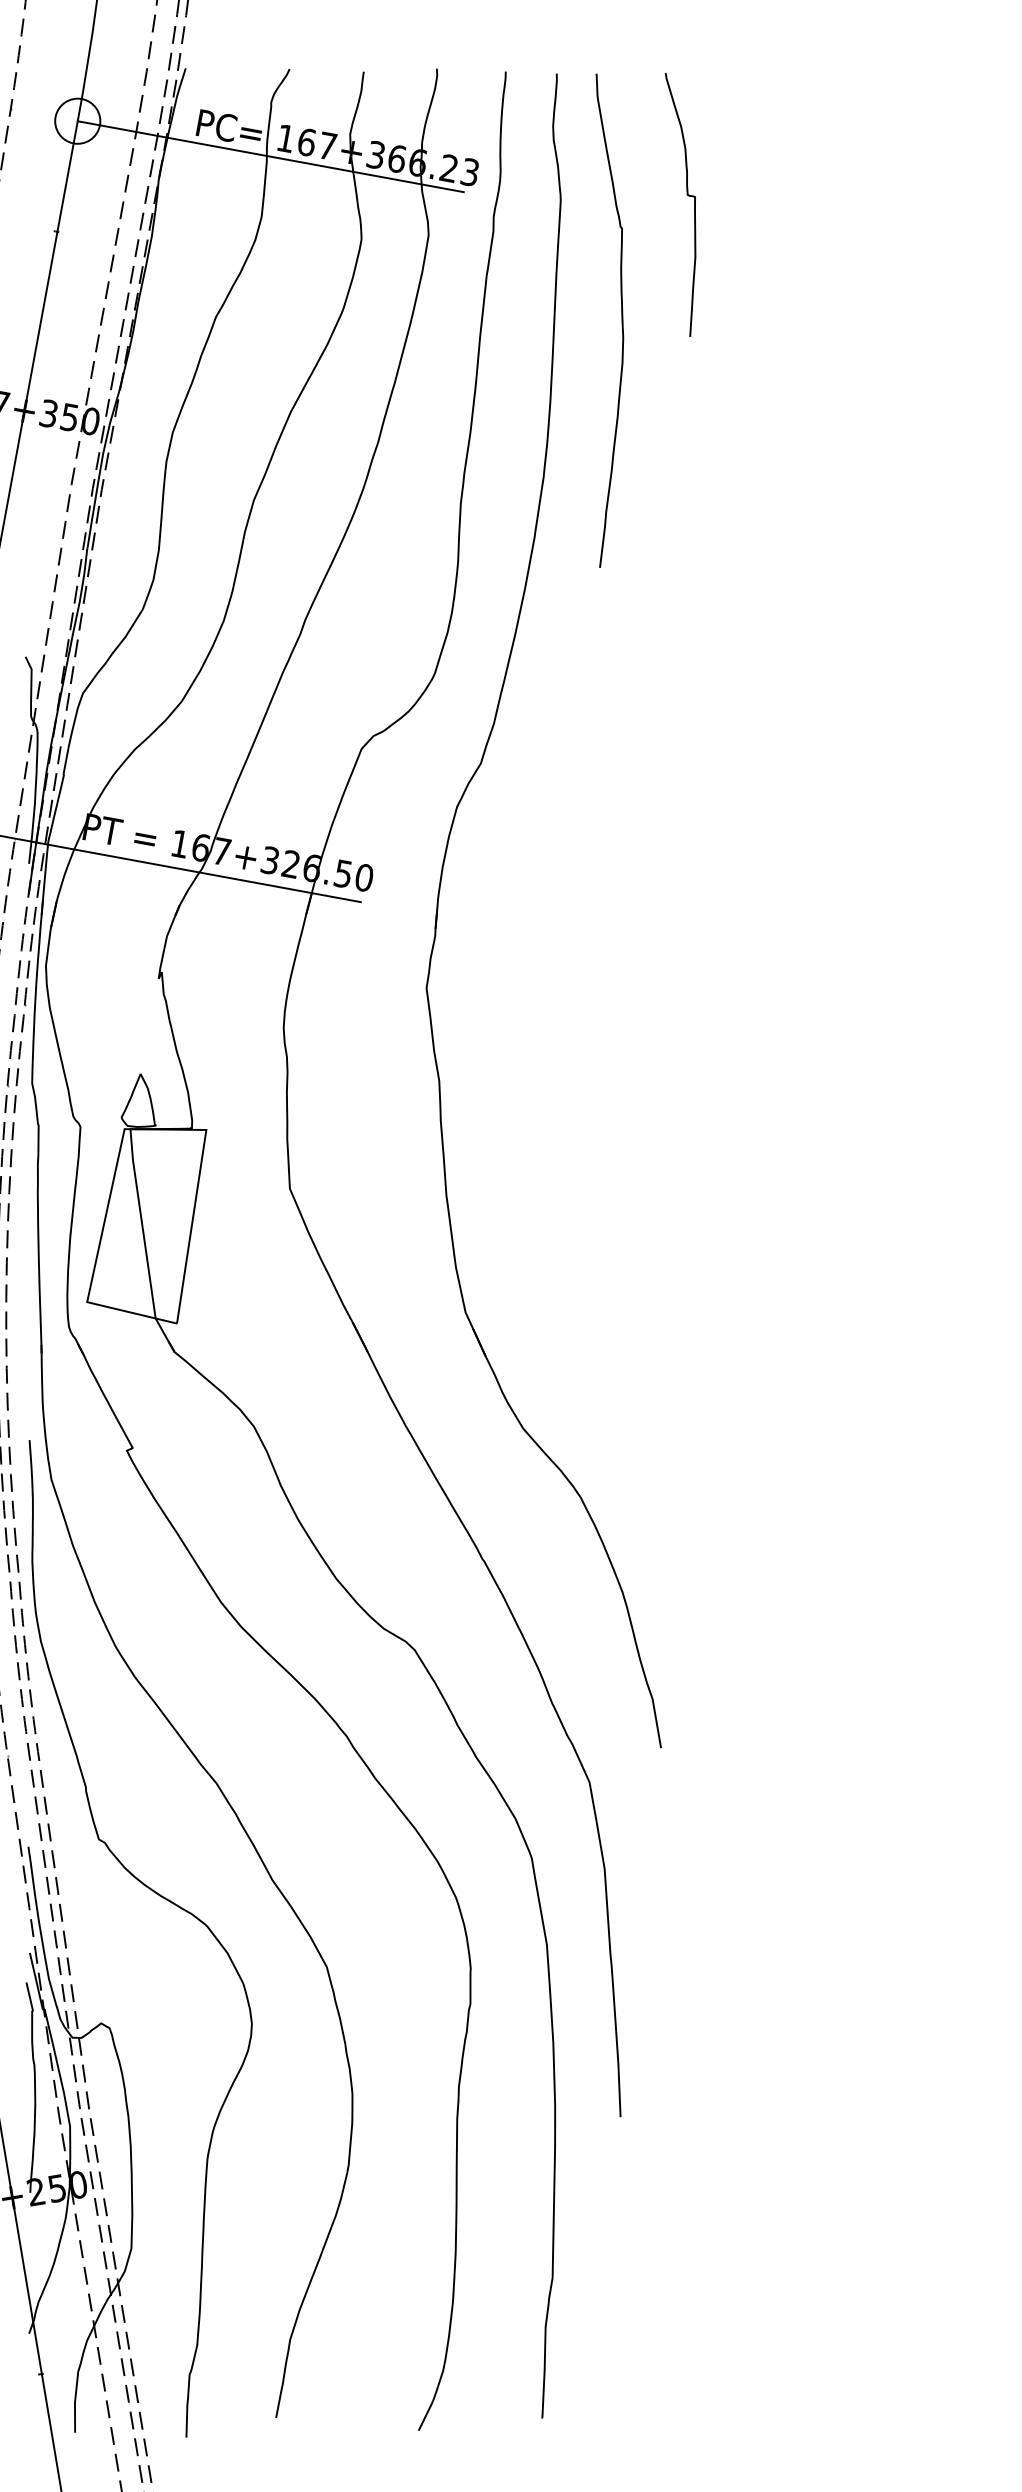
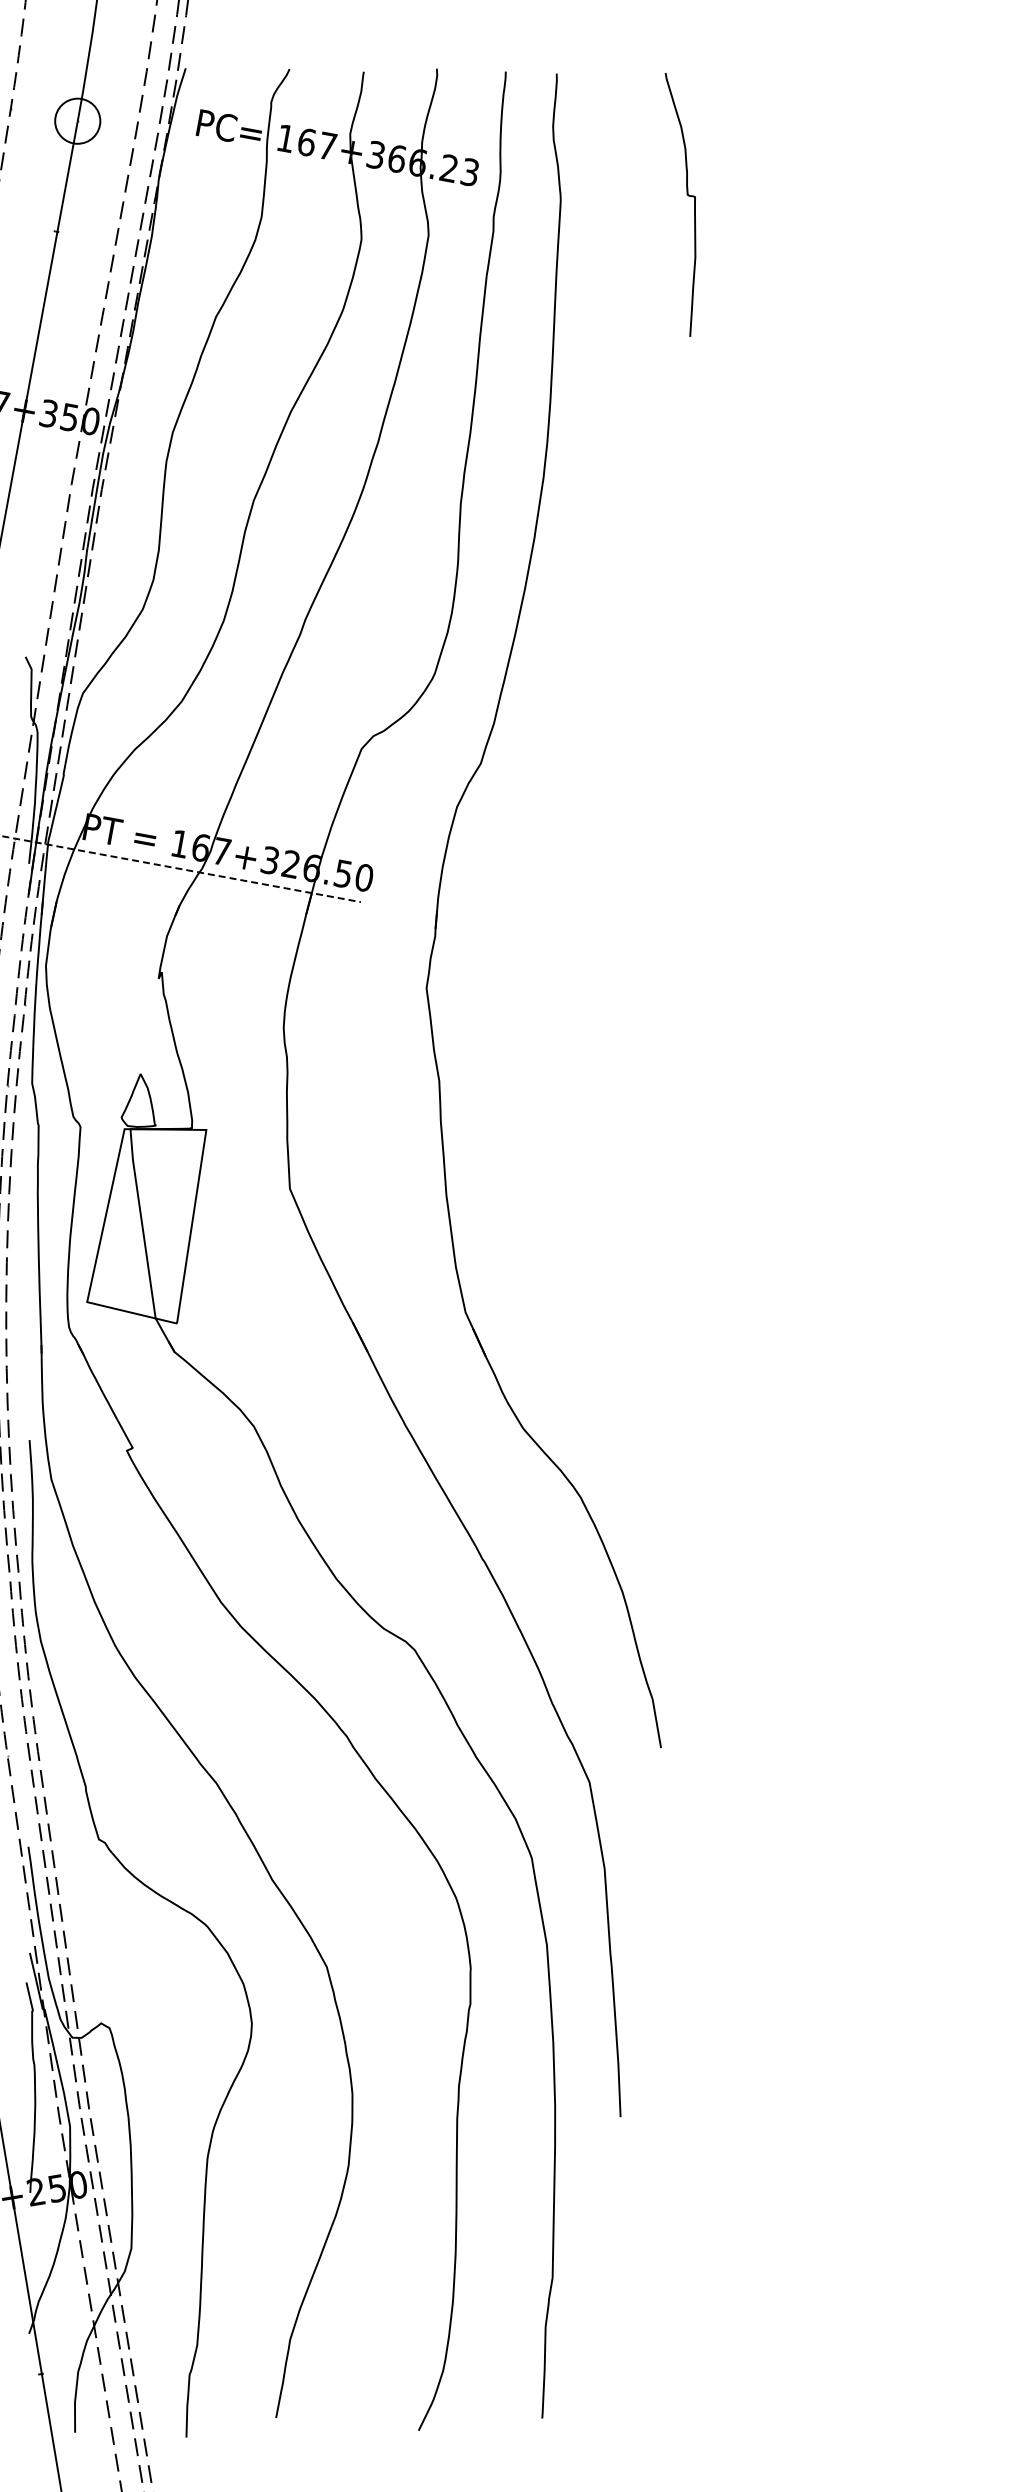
line: present -> none (270, 156)
curve: present -> none (621, 320)
line: solid -> dashed (181, 869)
